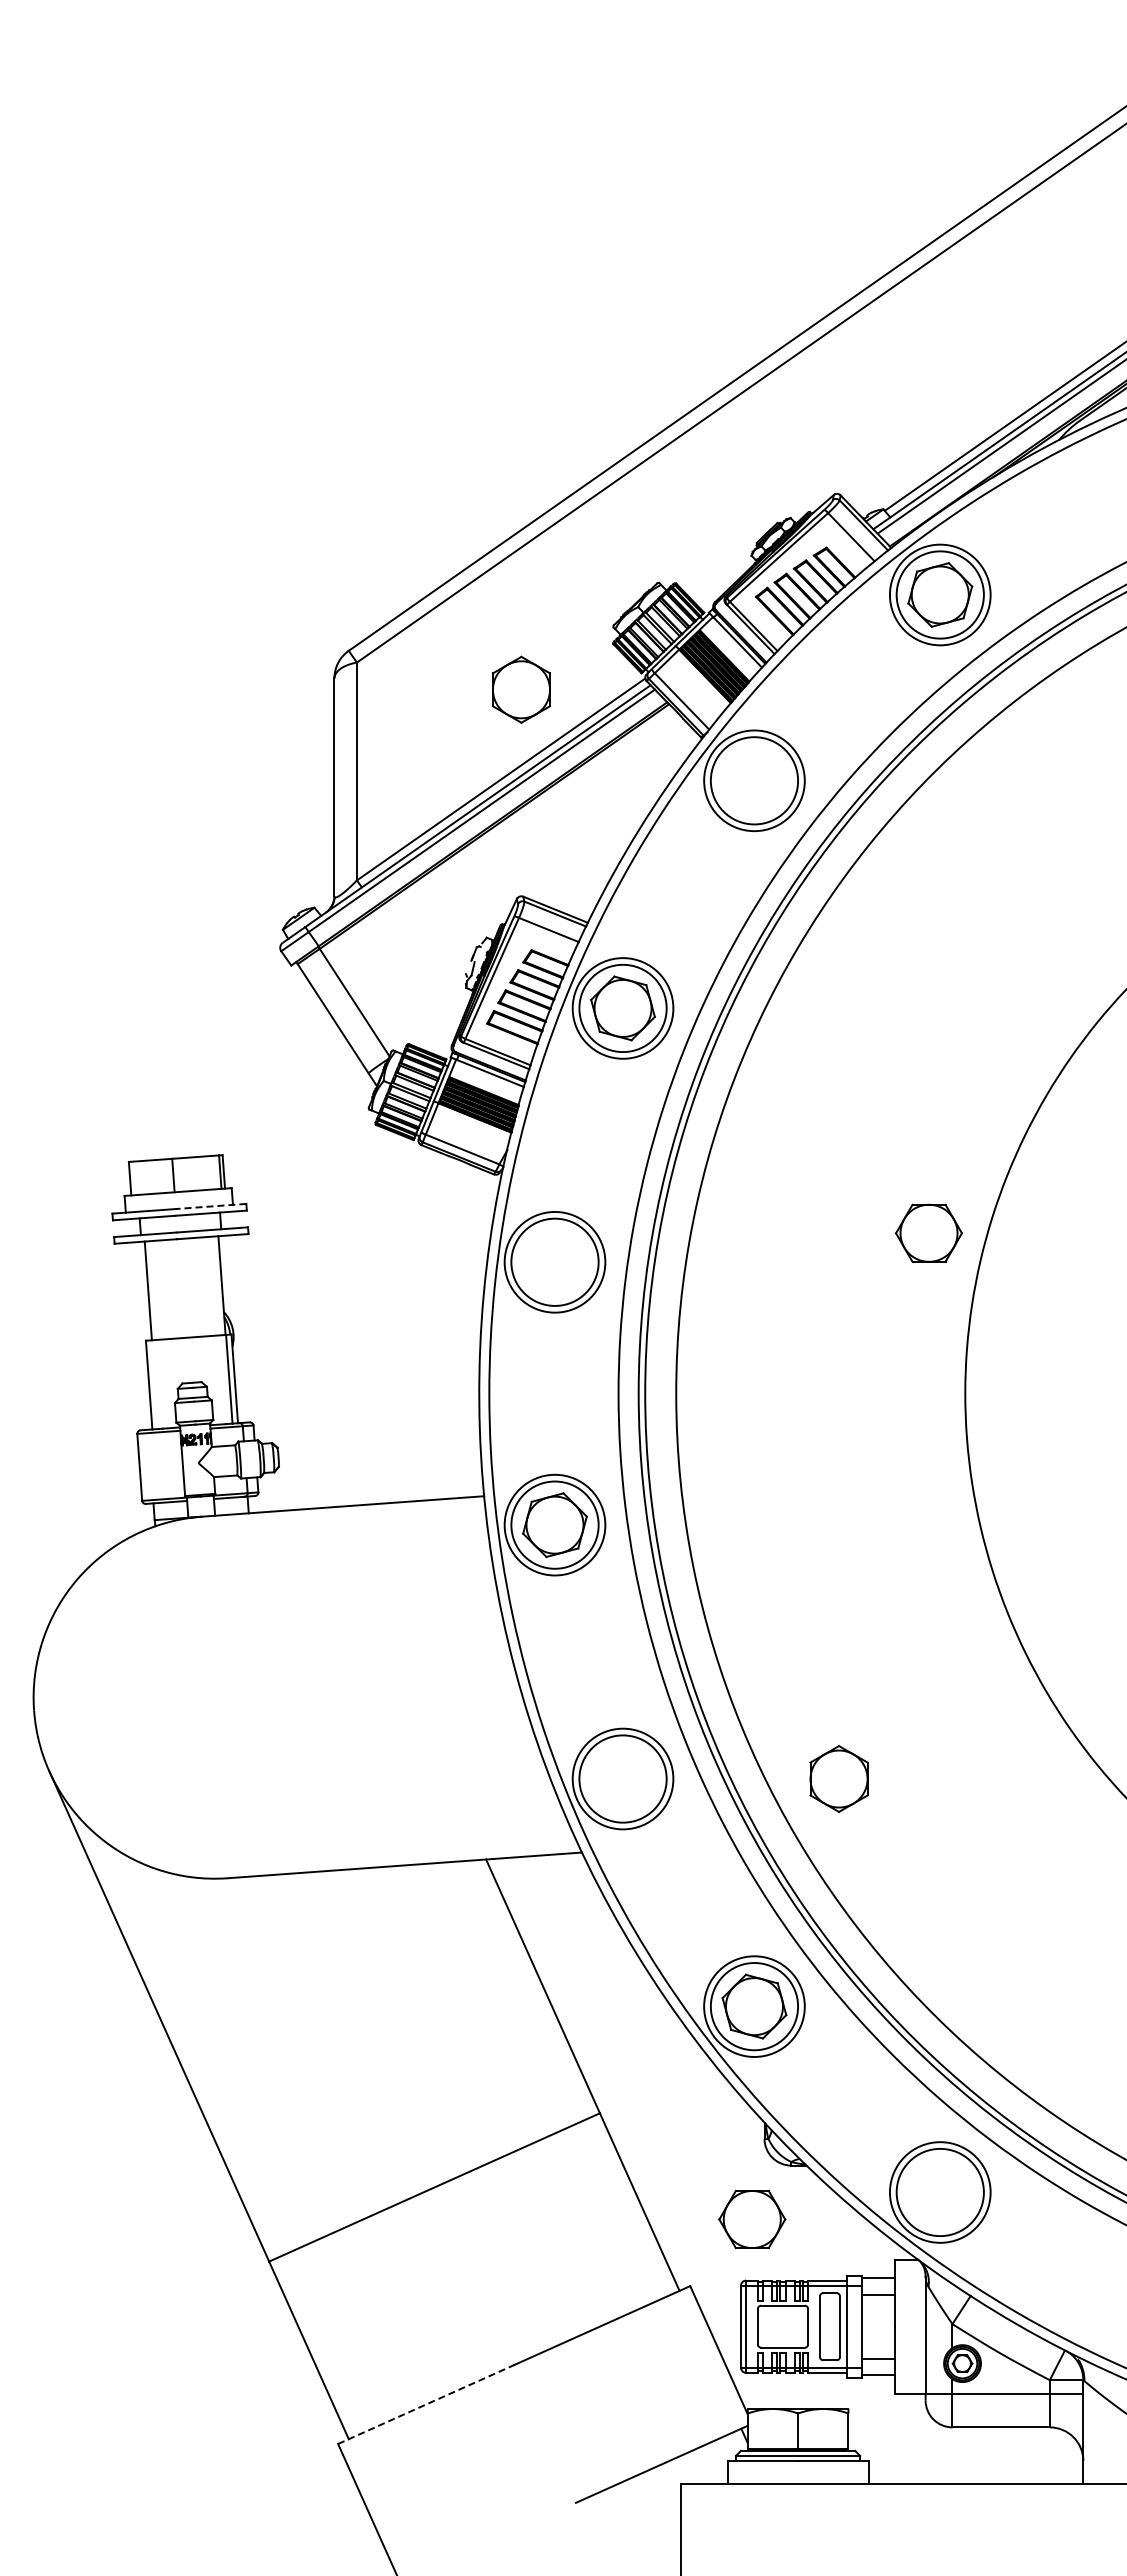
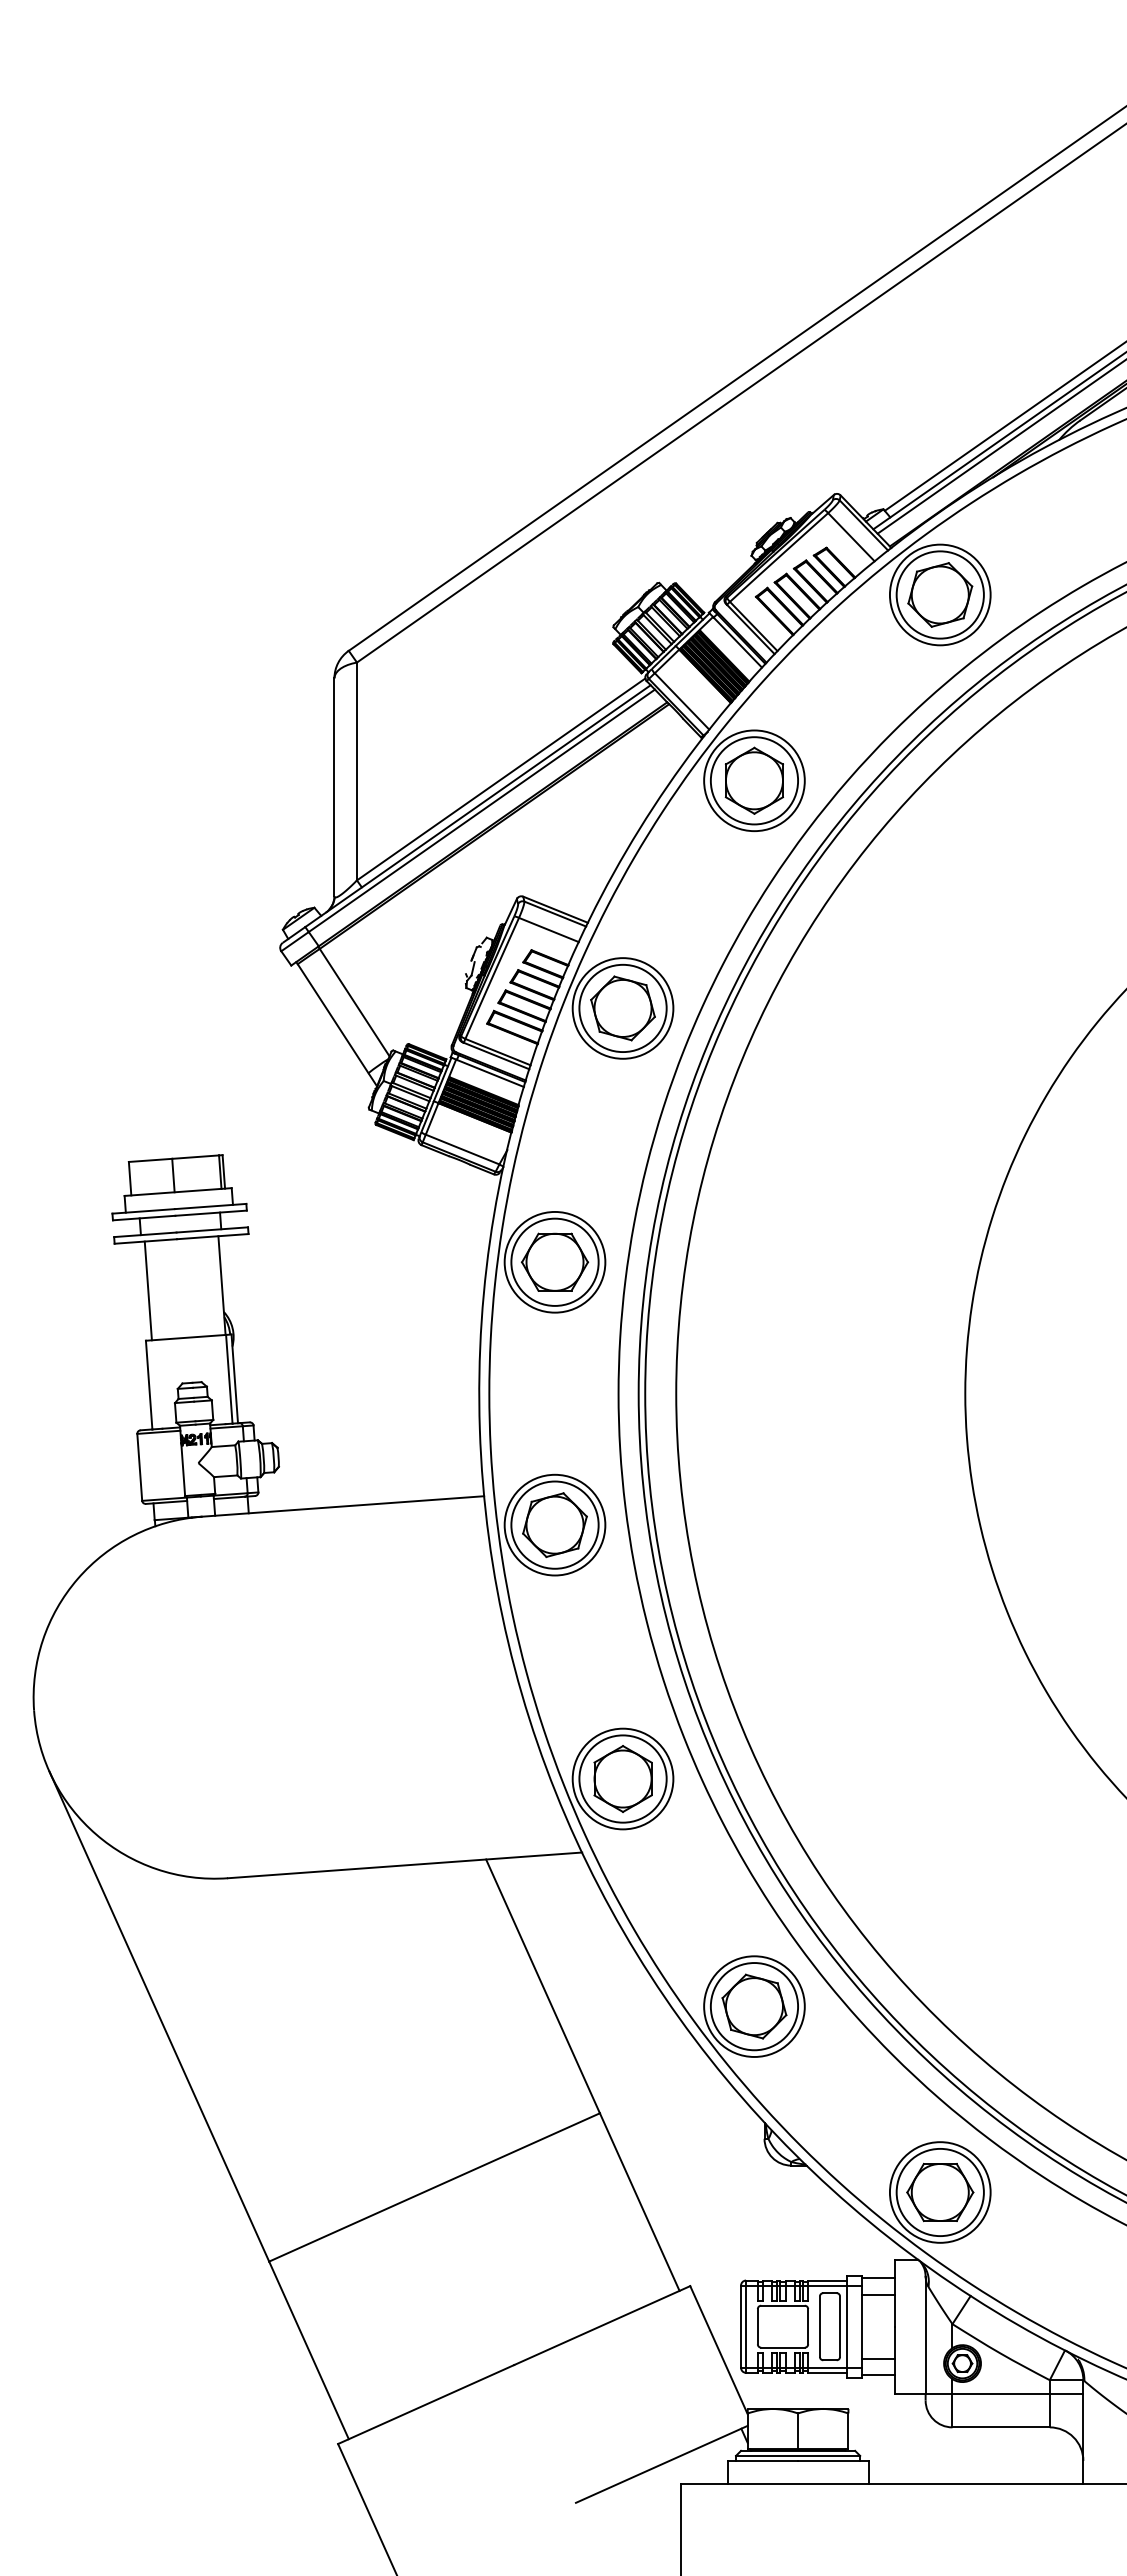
part position: (520, 689) -> (753, 780) (753, 780)
line: dashed -> solid (210, 1206)
part position: (929, 1232) -> (555, 1261) (555, 1261)
part position: (838, 1778) -> (622, 1778) (622, 1778)
part position: (752, 2219) -> (940, 2192) (940, 2192)
line: dashed -> solid (426, 2404)
